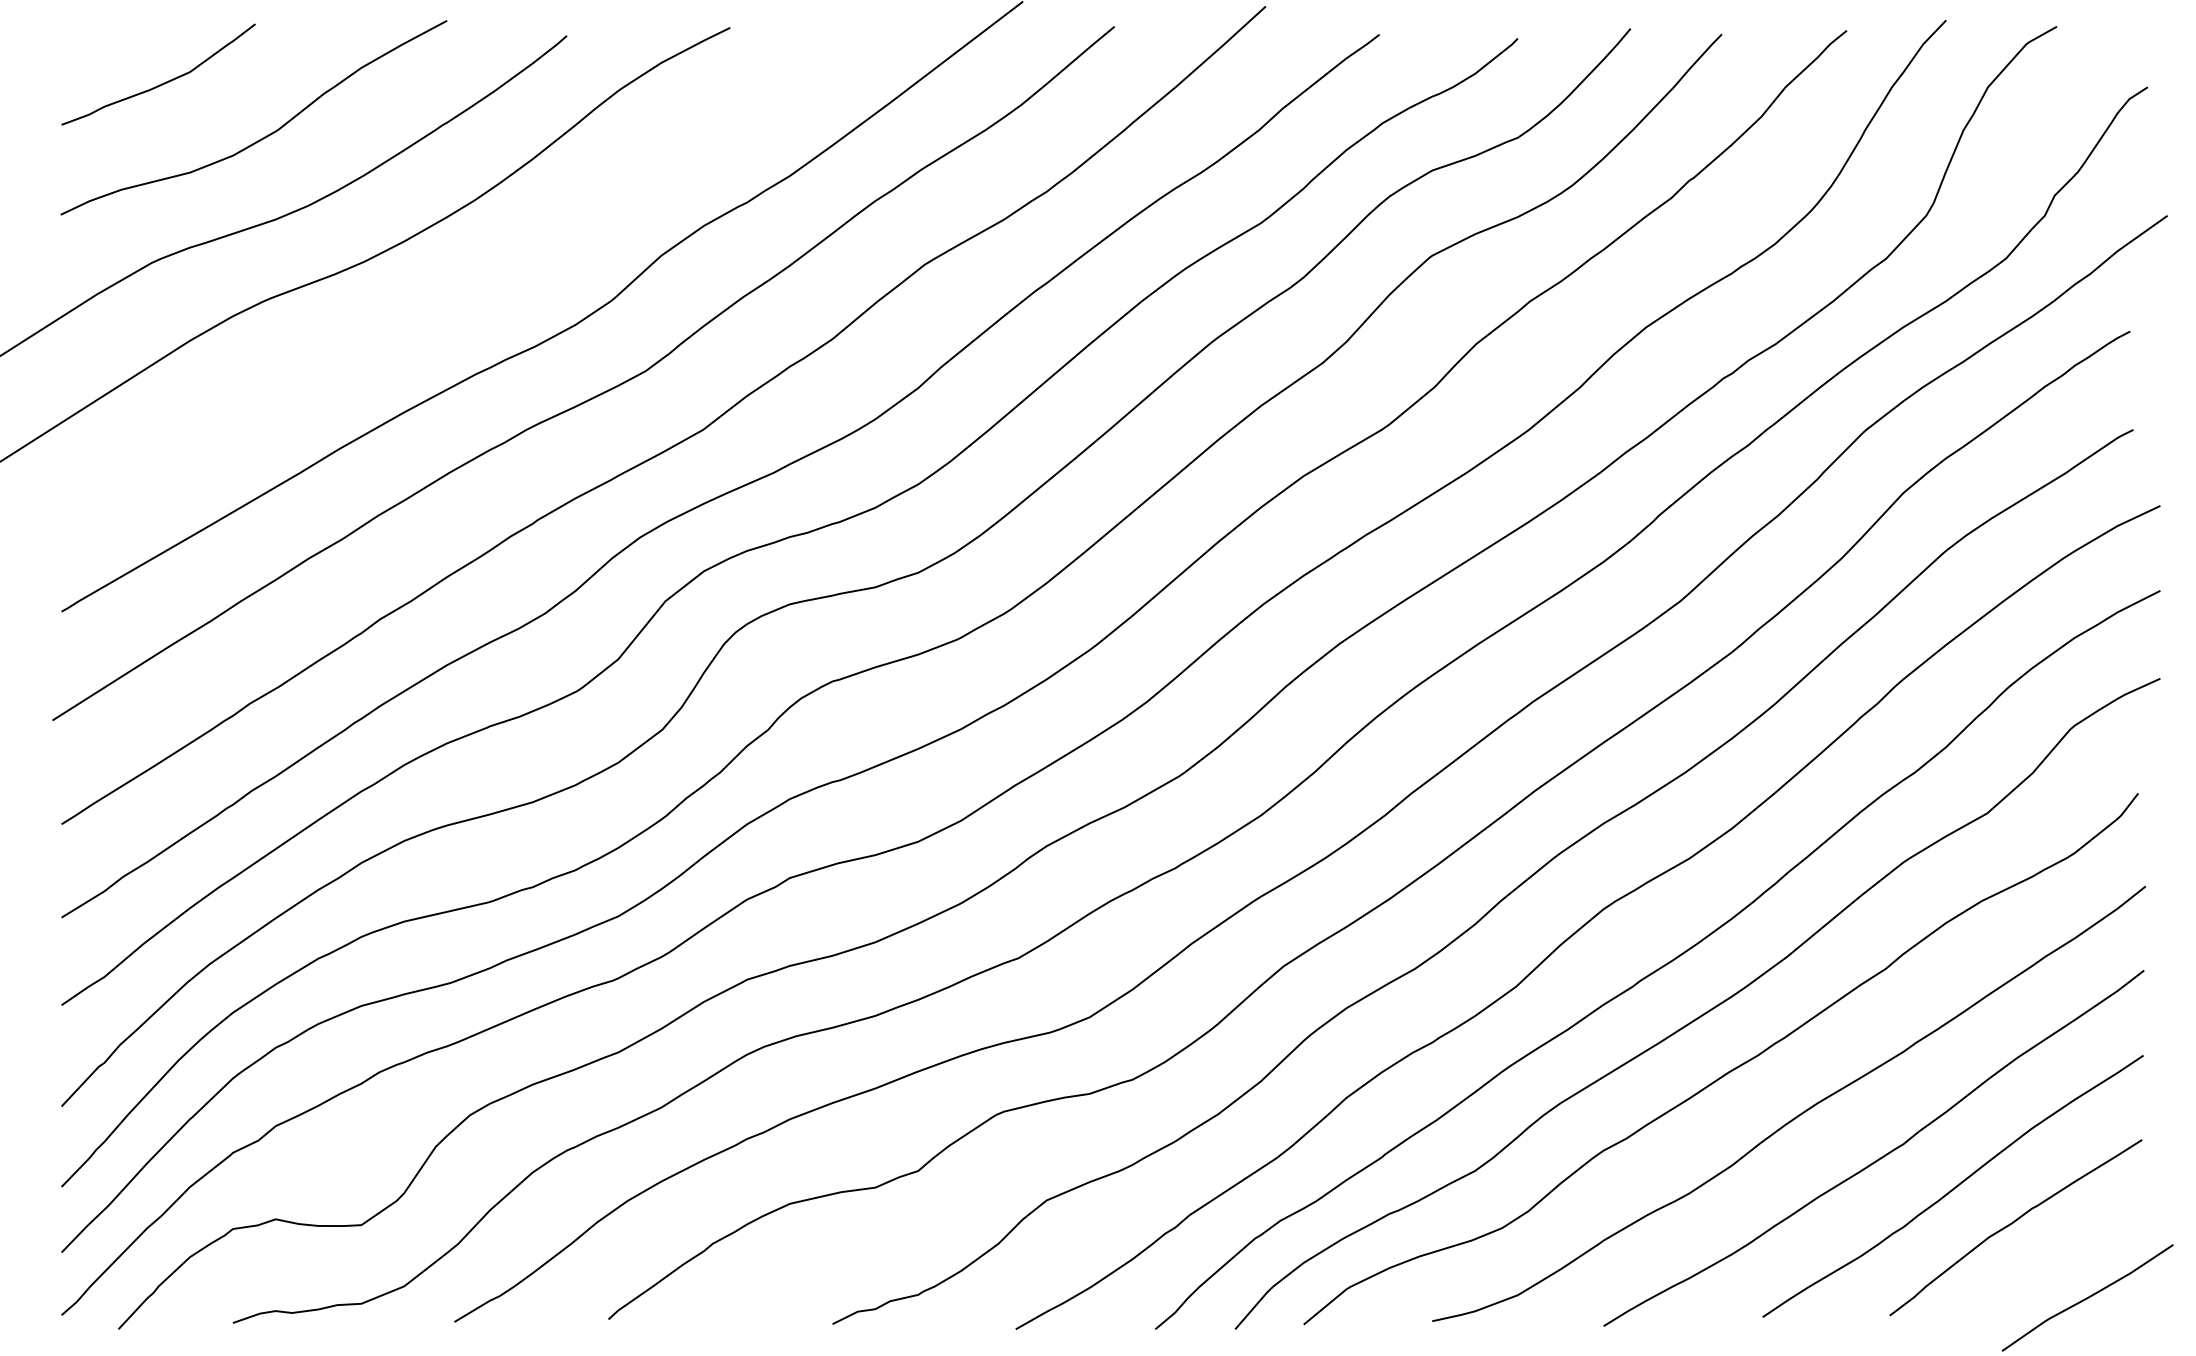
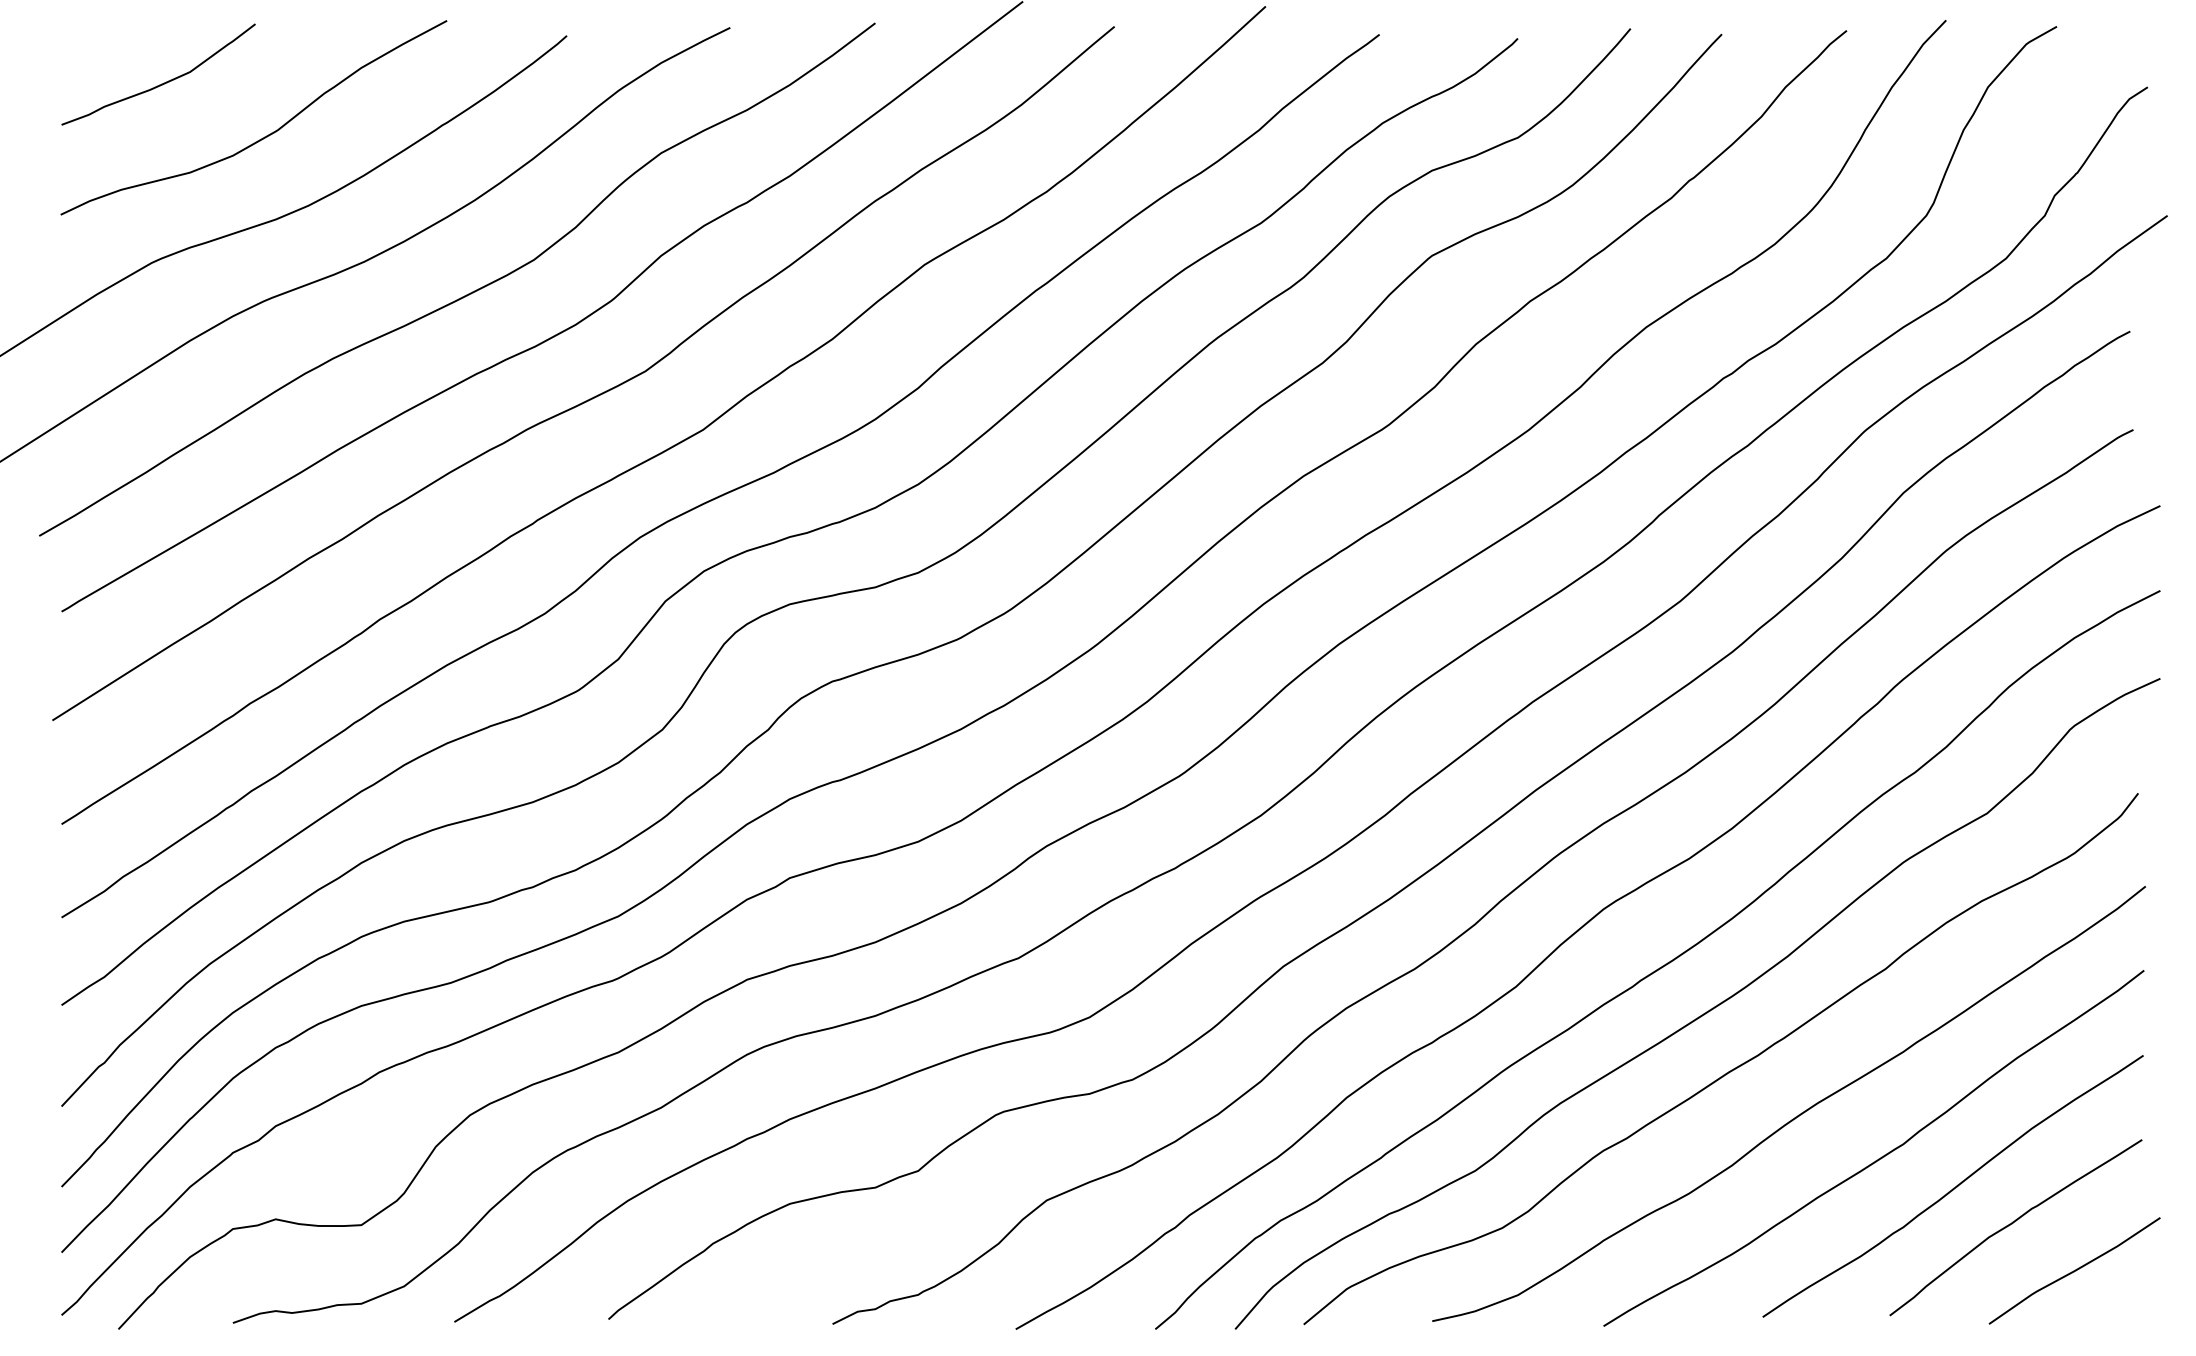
curve: none -> present (464, 295)
curve position: (2087, 1297) -> (2074, 1270) (2074, 1270)
